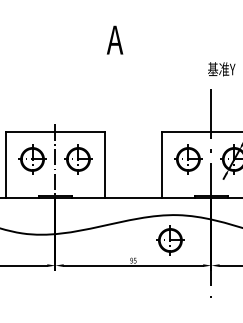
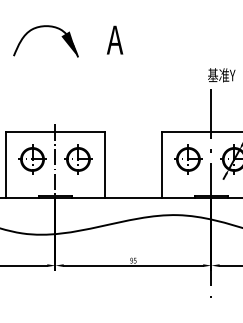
part: none -> present (45, 27)
text position: (221, 69) -> (221, 75) (221, 75)
part: present -> none (170, 240)
